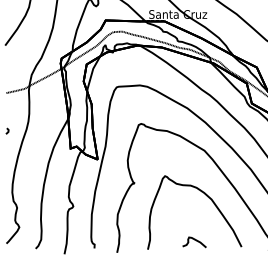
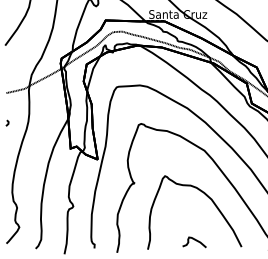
line position: (7, 130) -> (7, 122) (7, 122)
